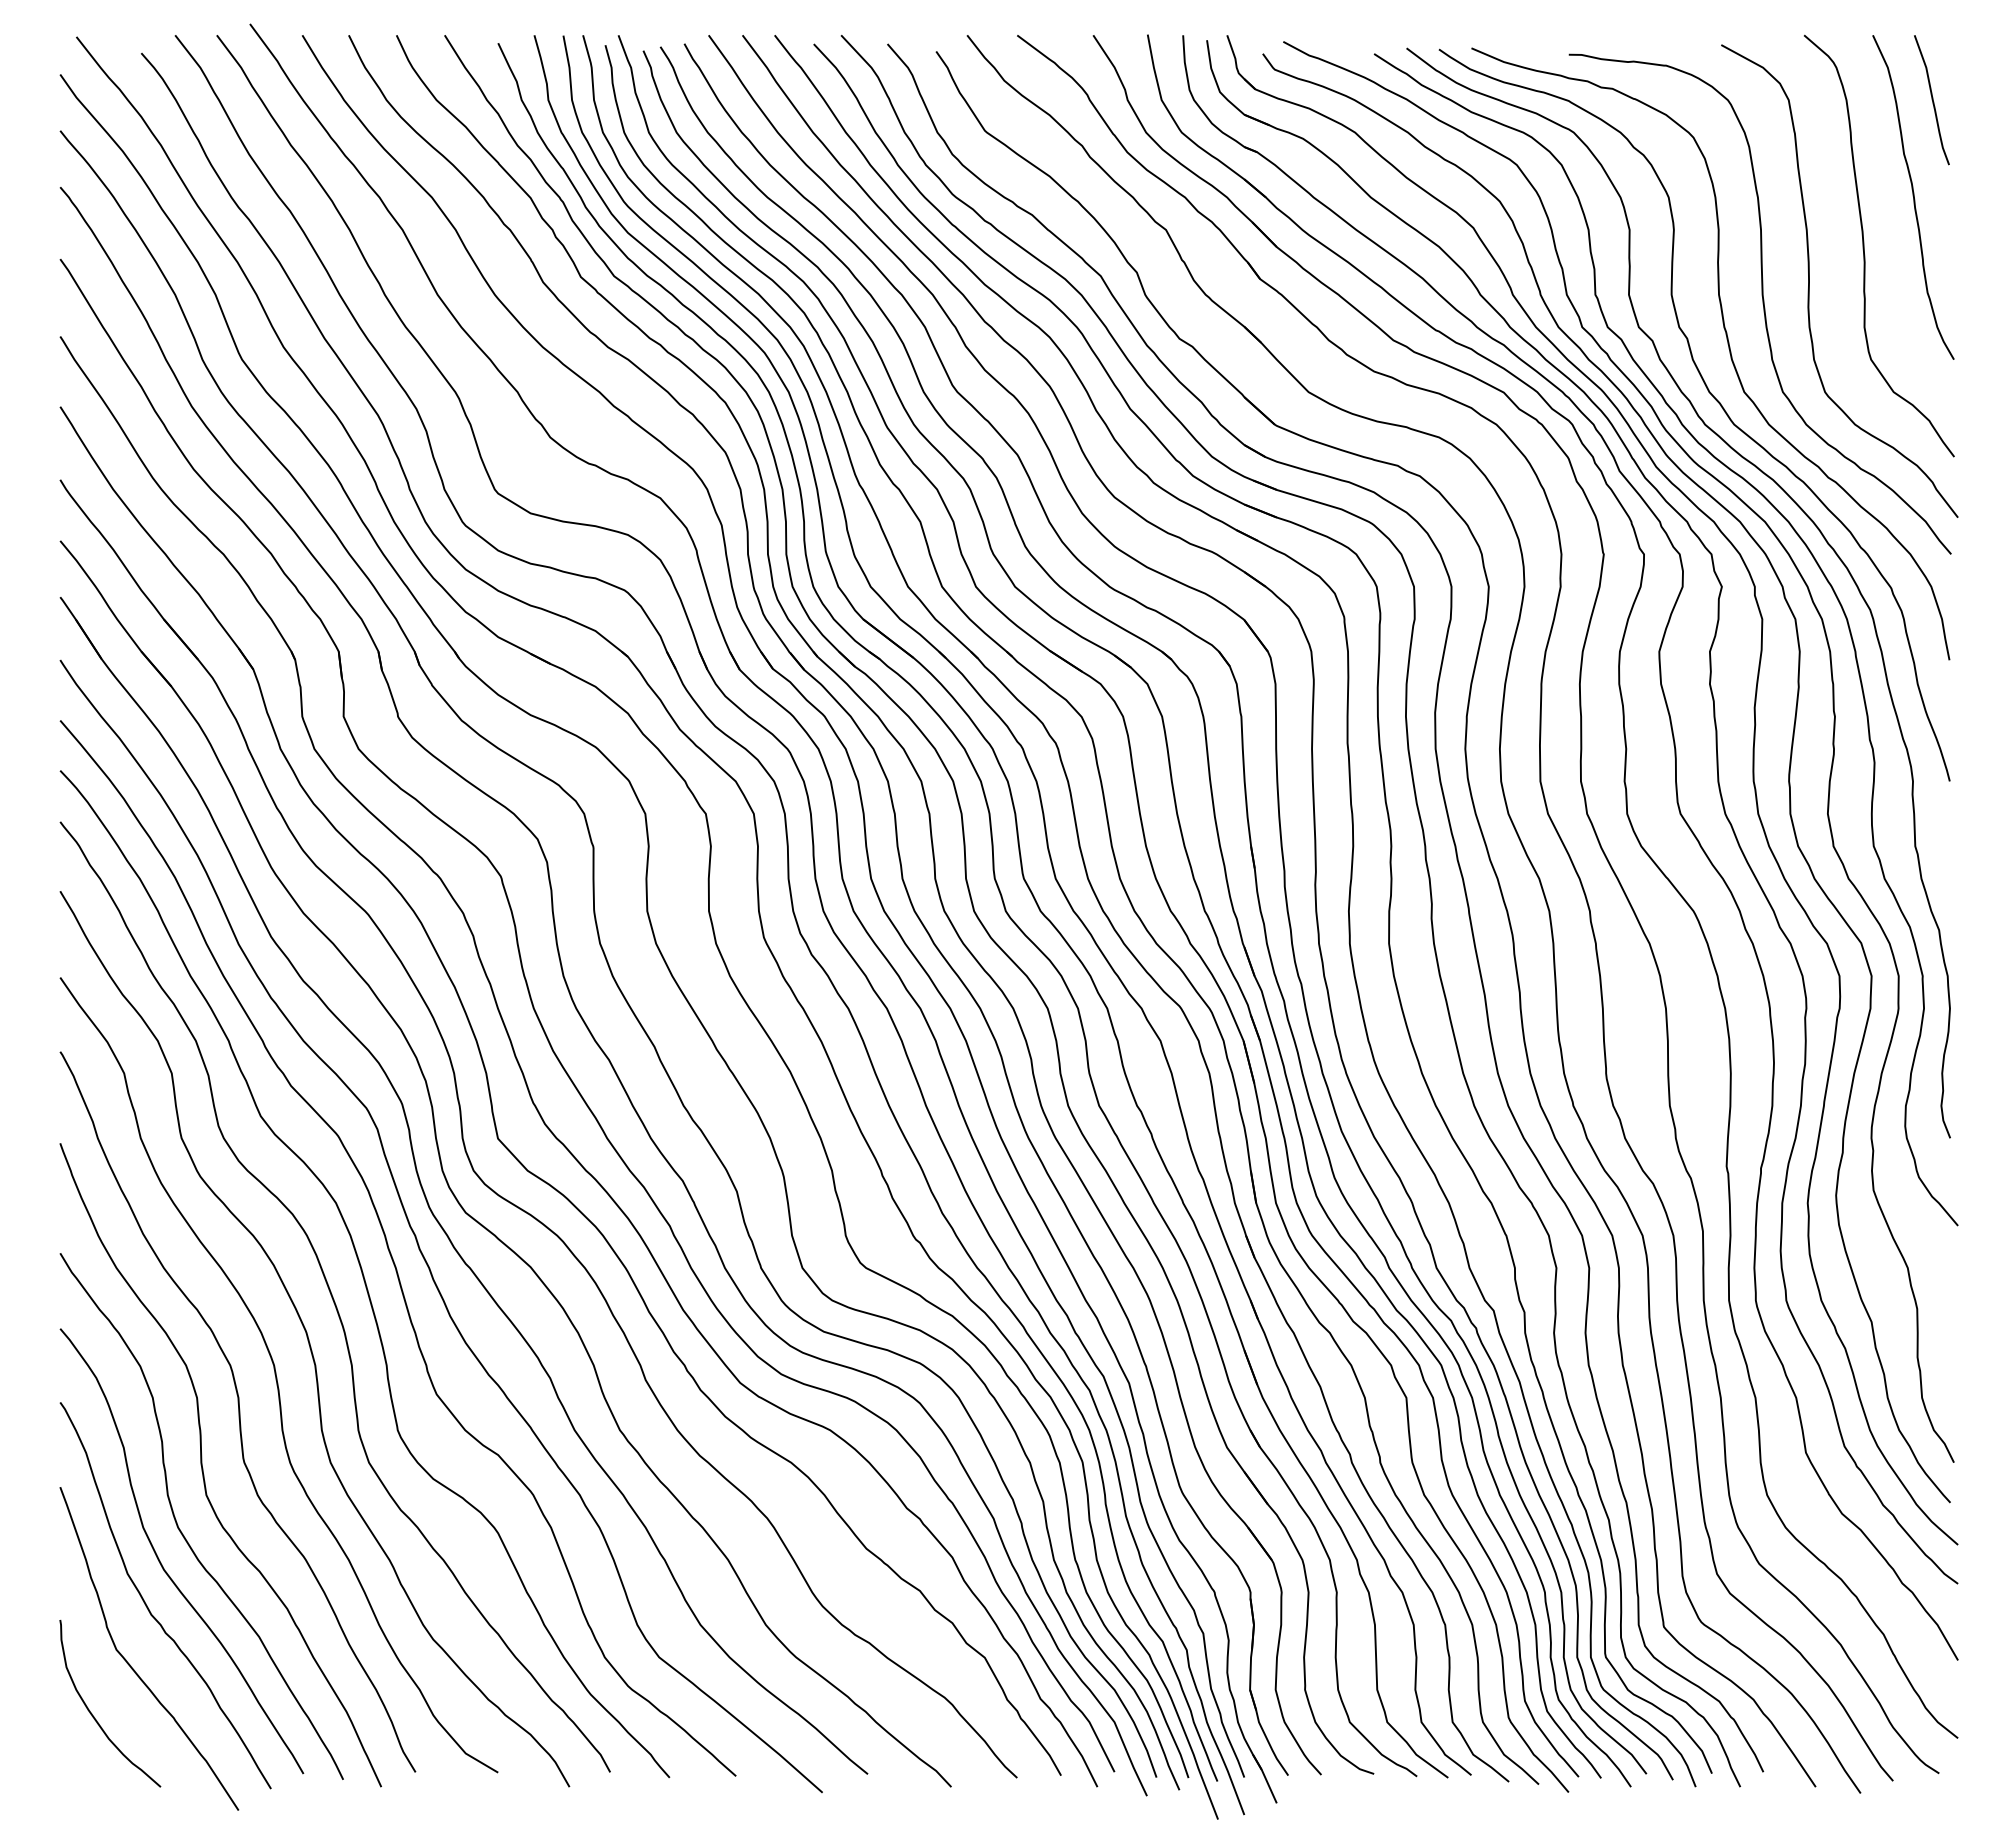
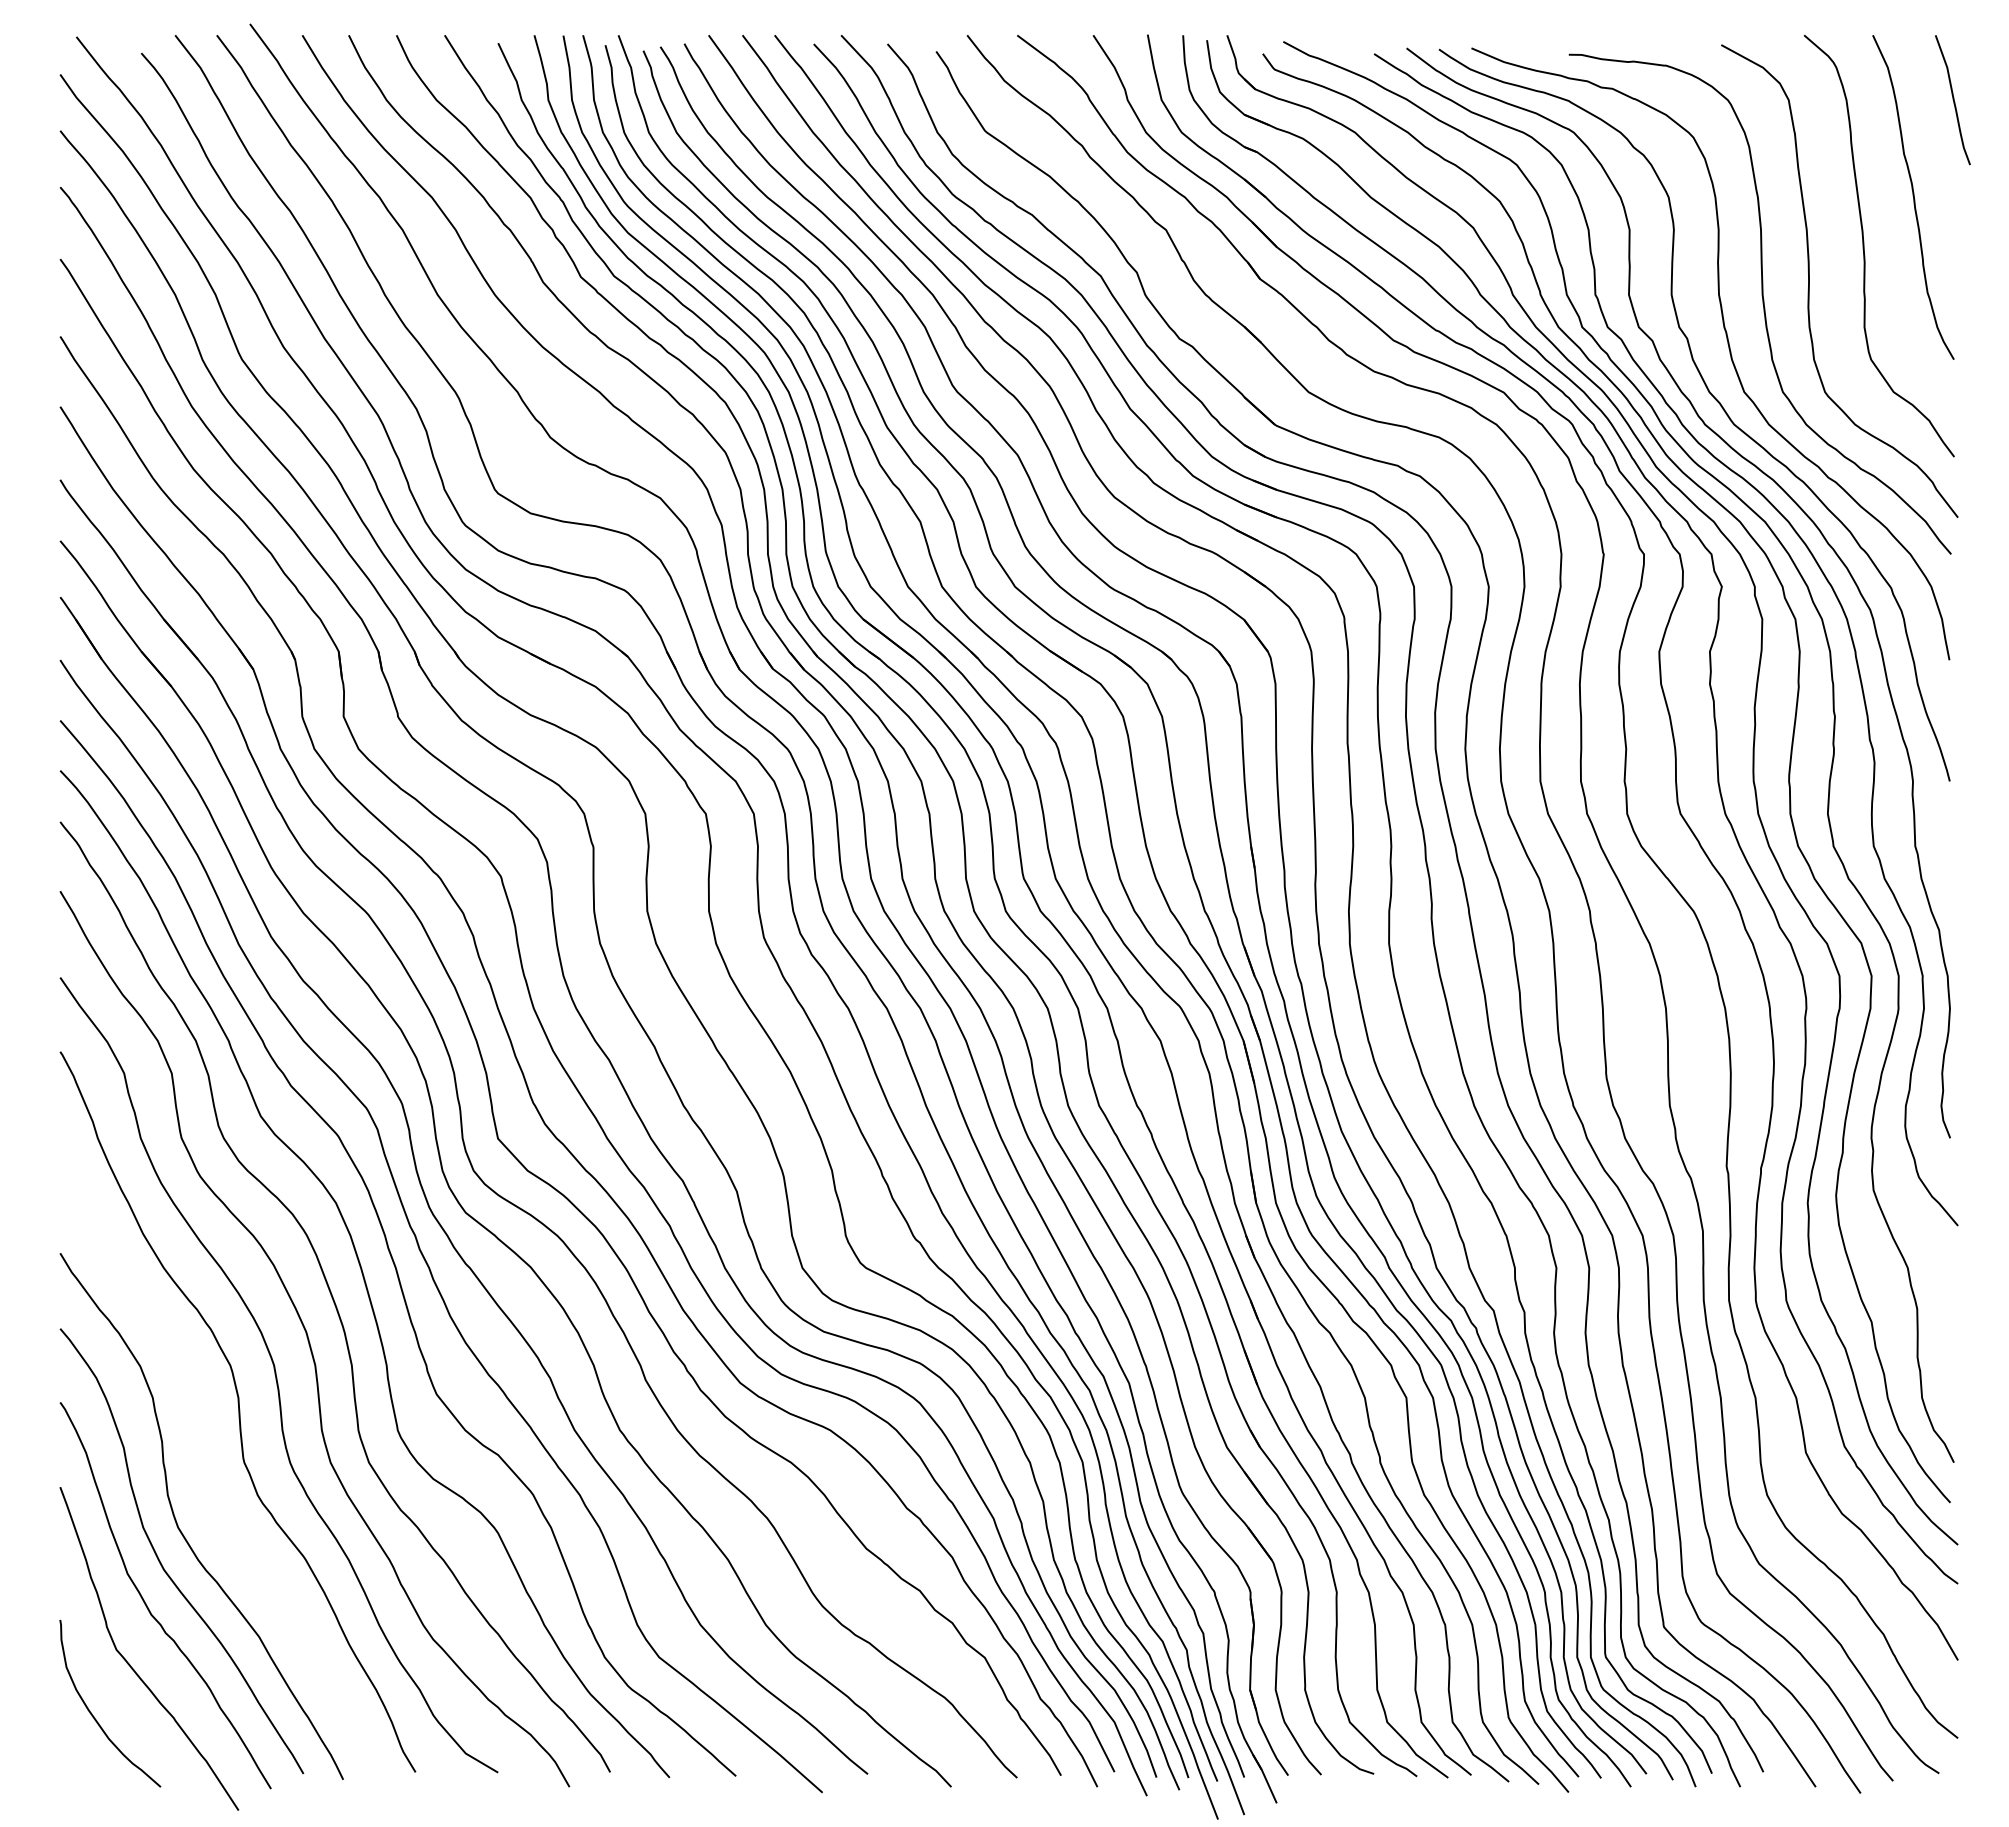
curve position: (1931, 99) -> (1952, 99) (1952, 99)
curve: present -> none (203, 1468)
